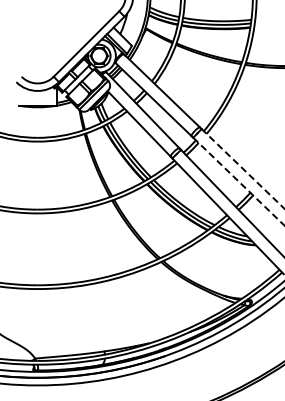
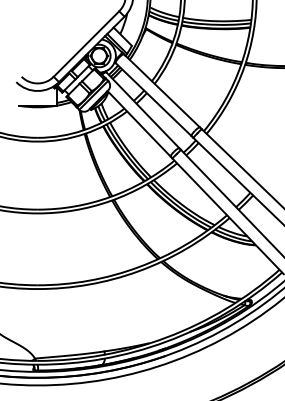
line: dashed -> solid (242, 168)
line: dashed -> solid (239, 182)
